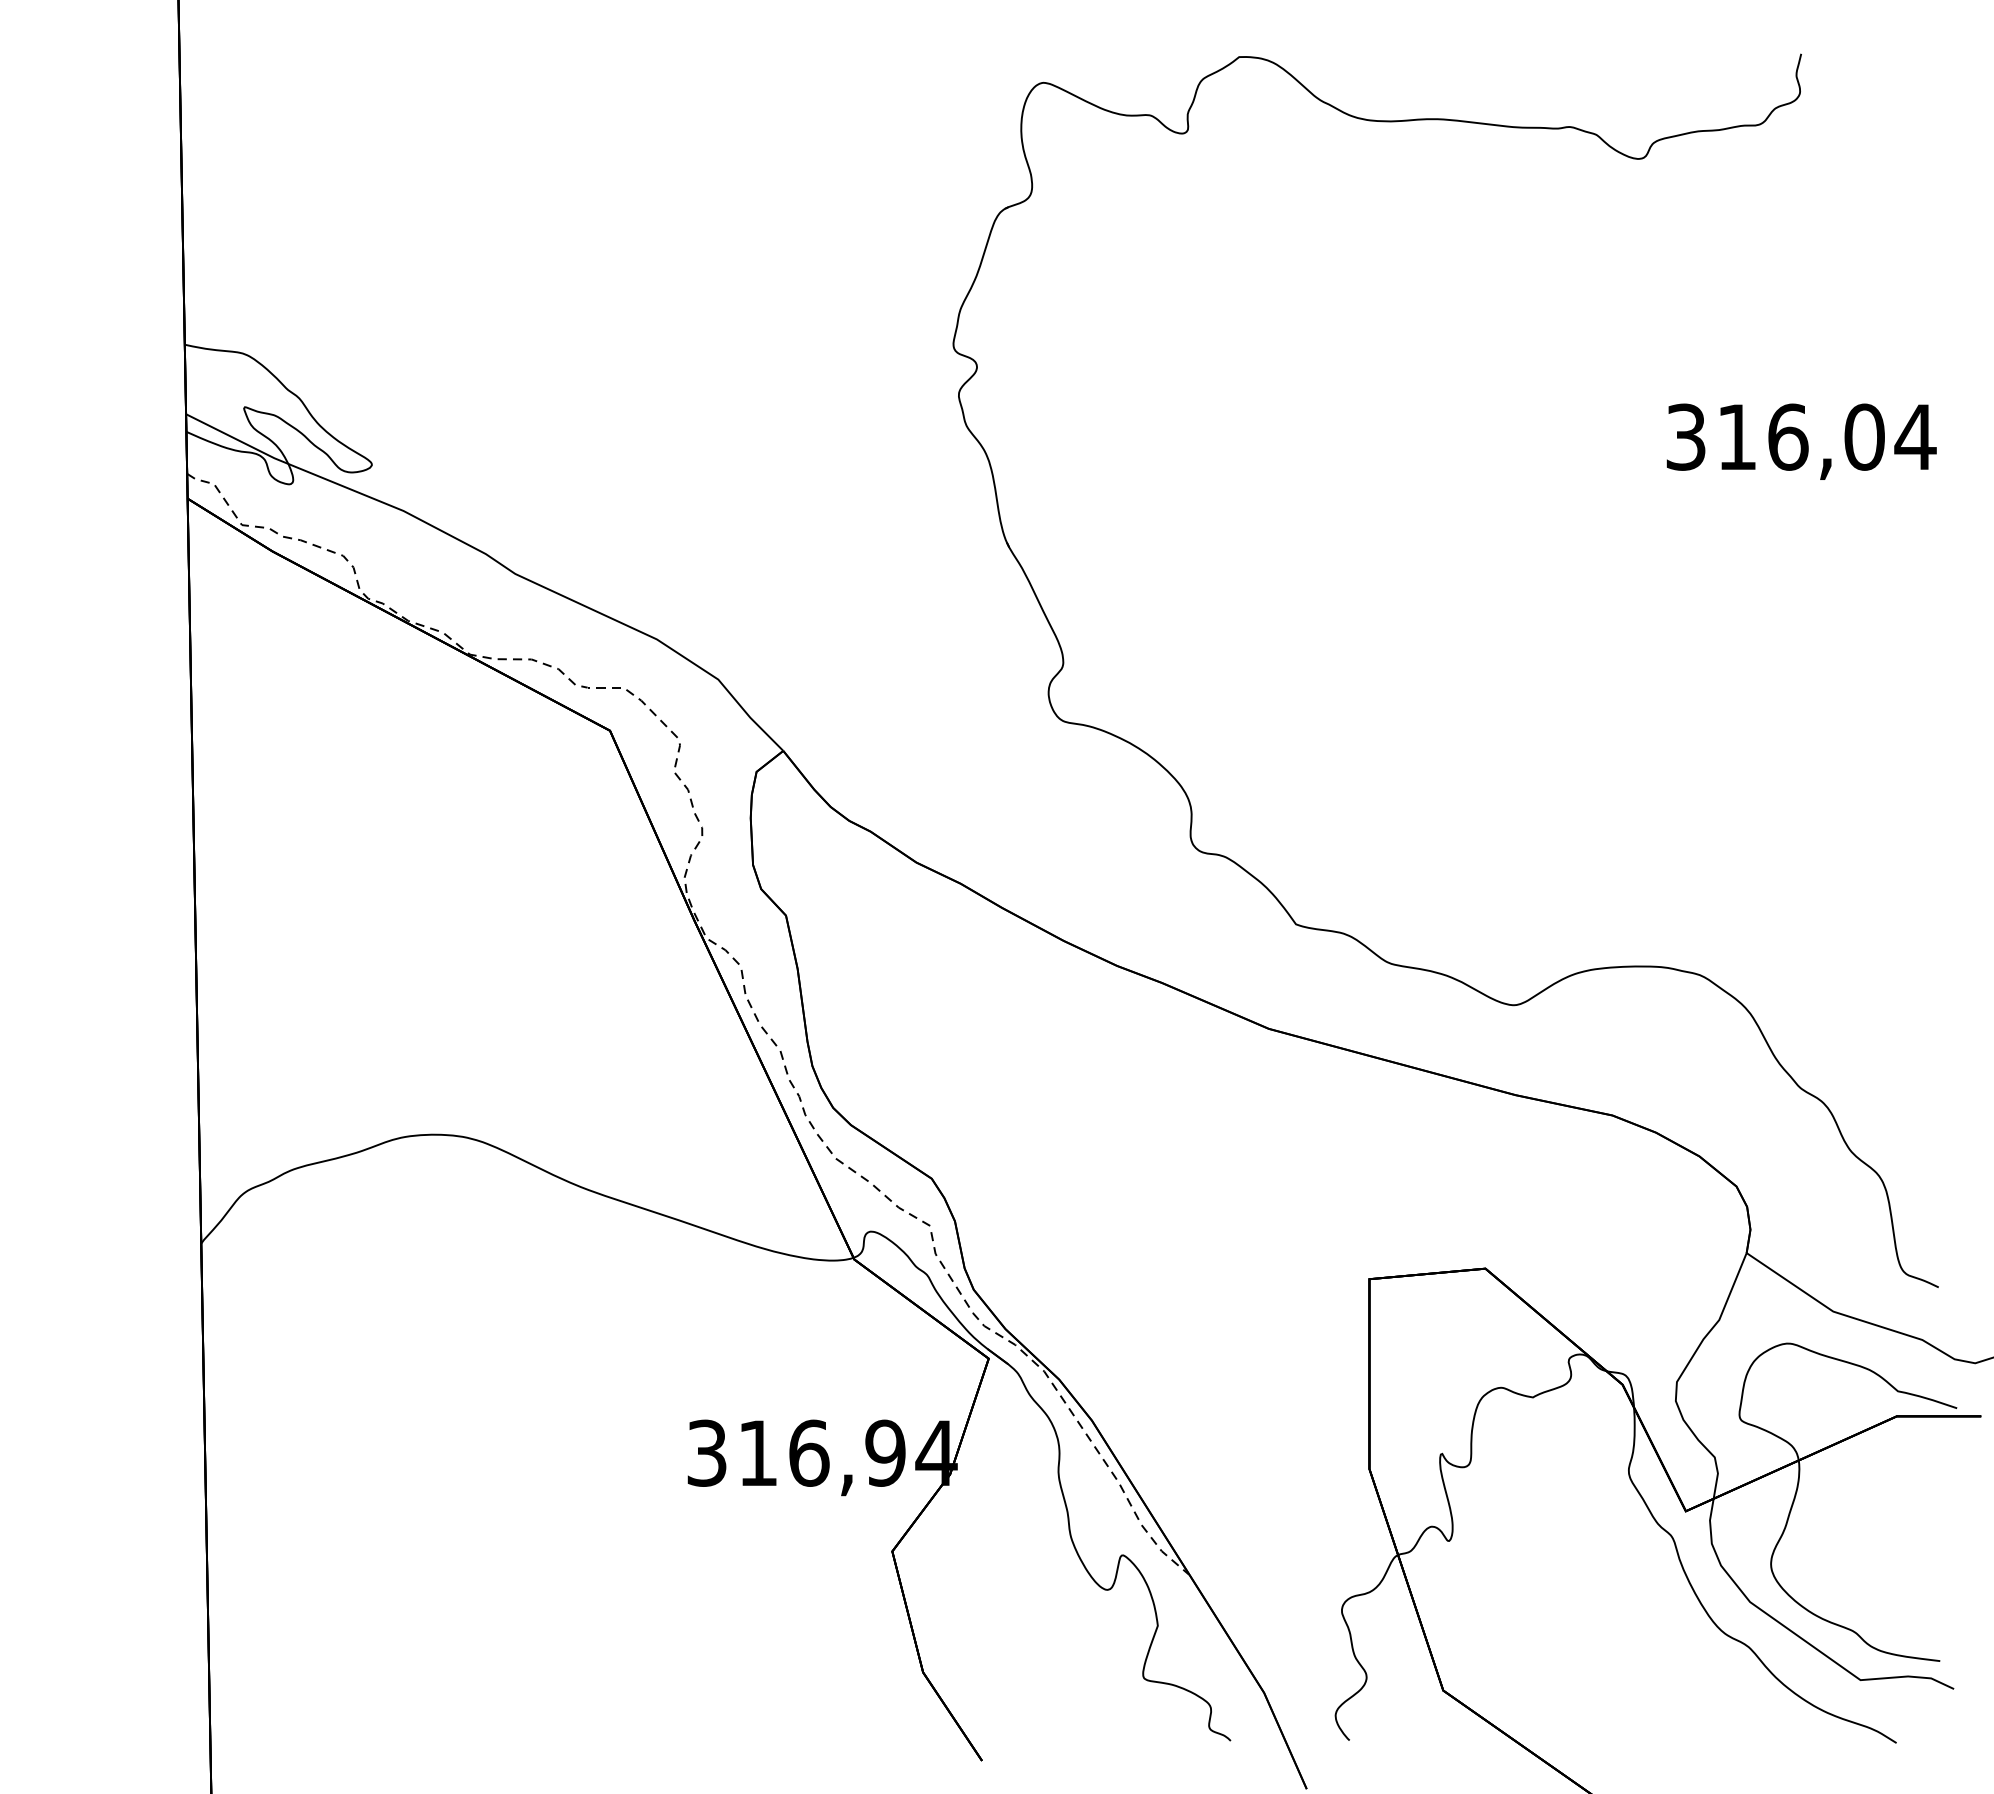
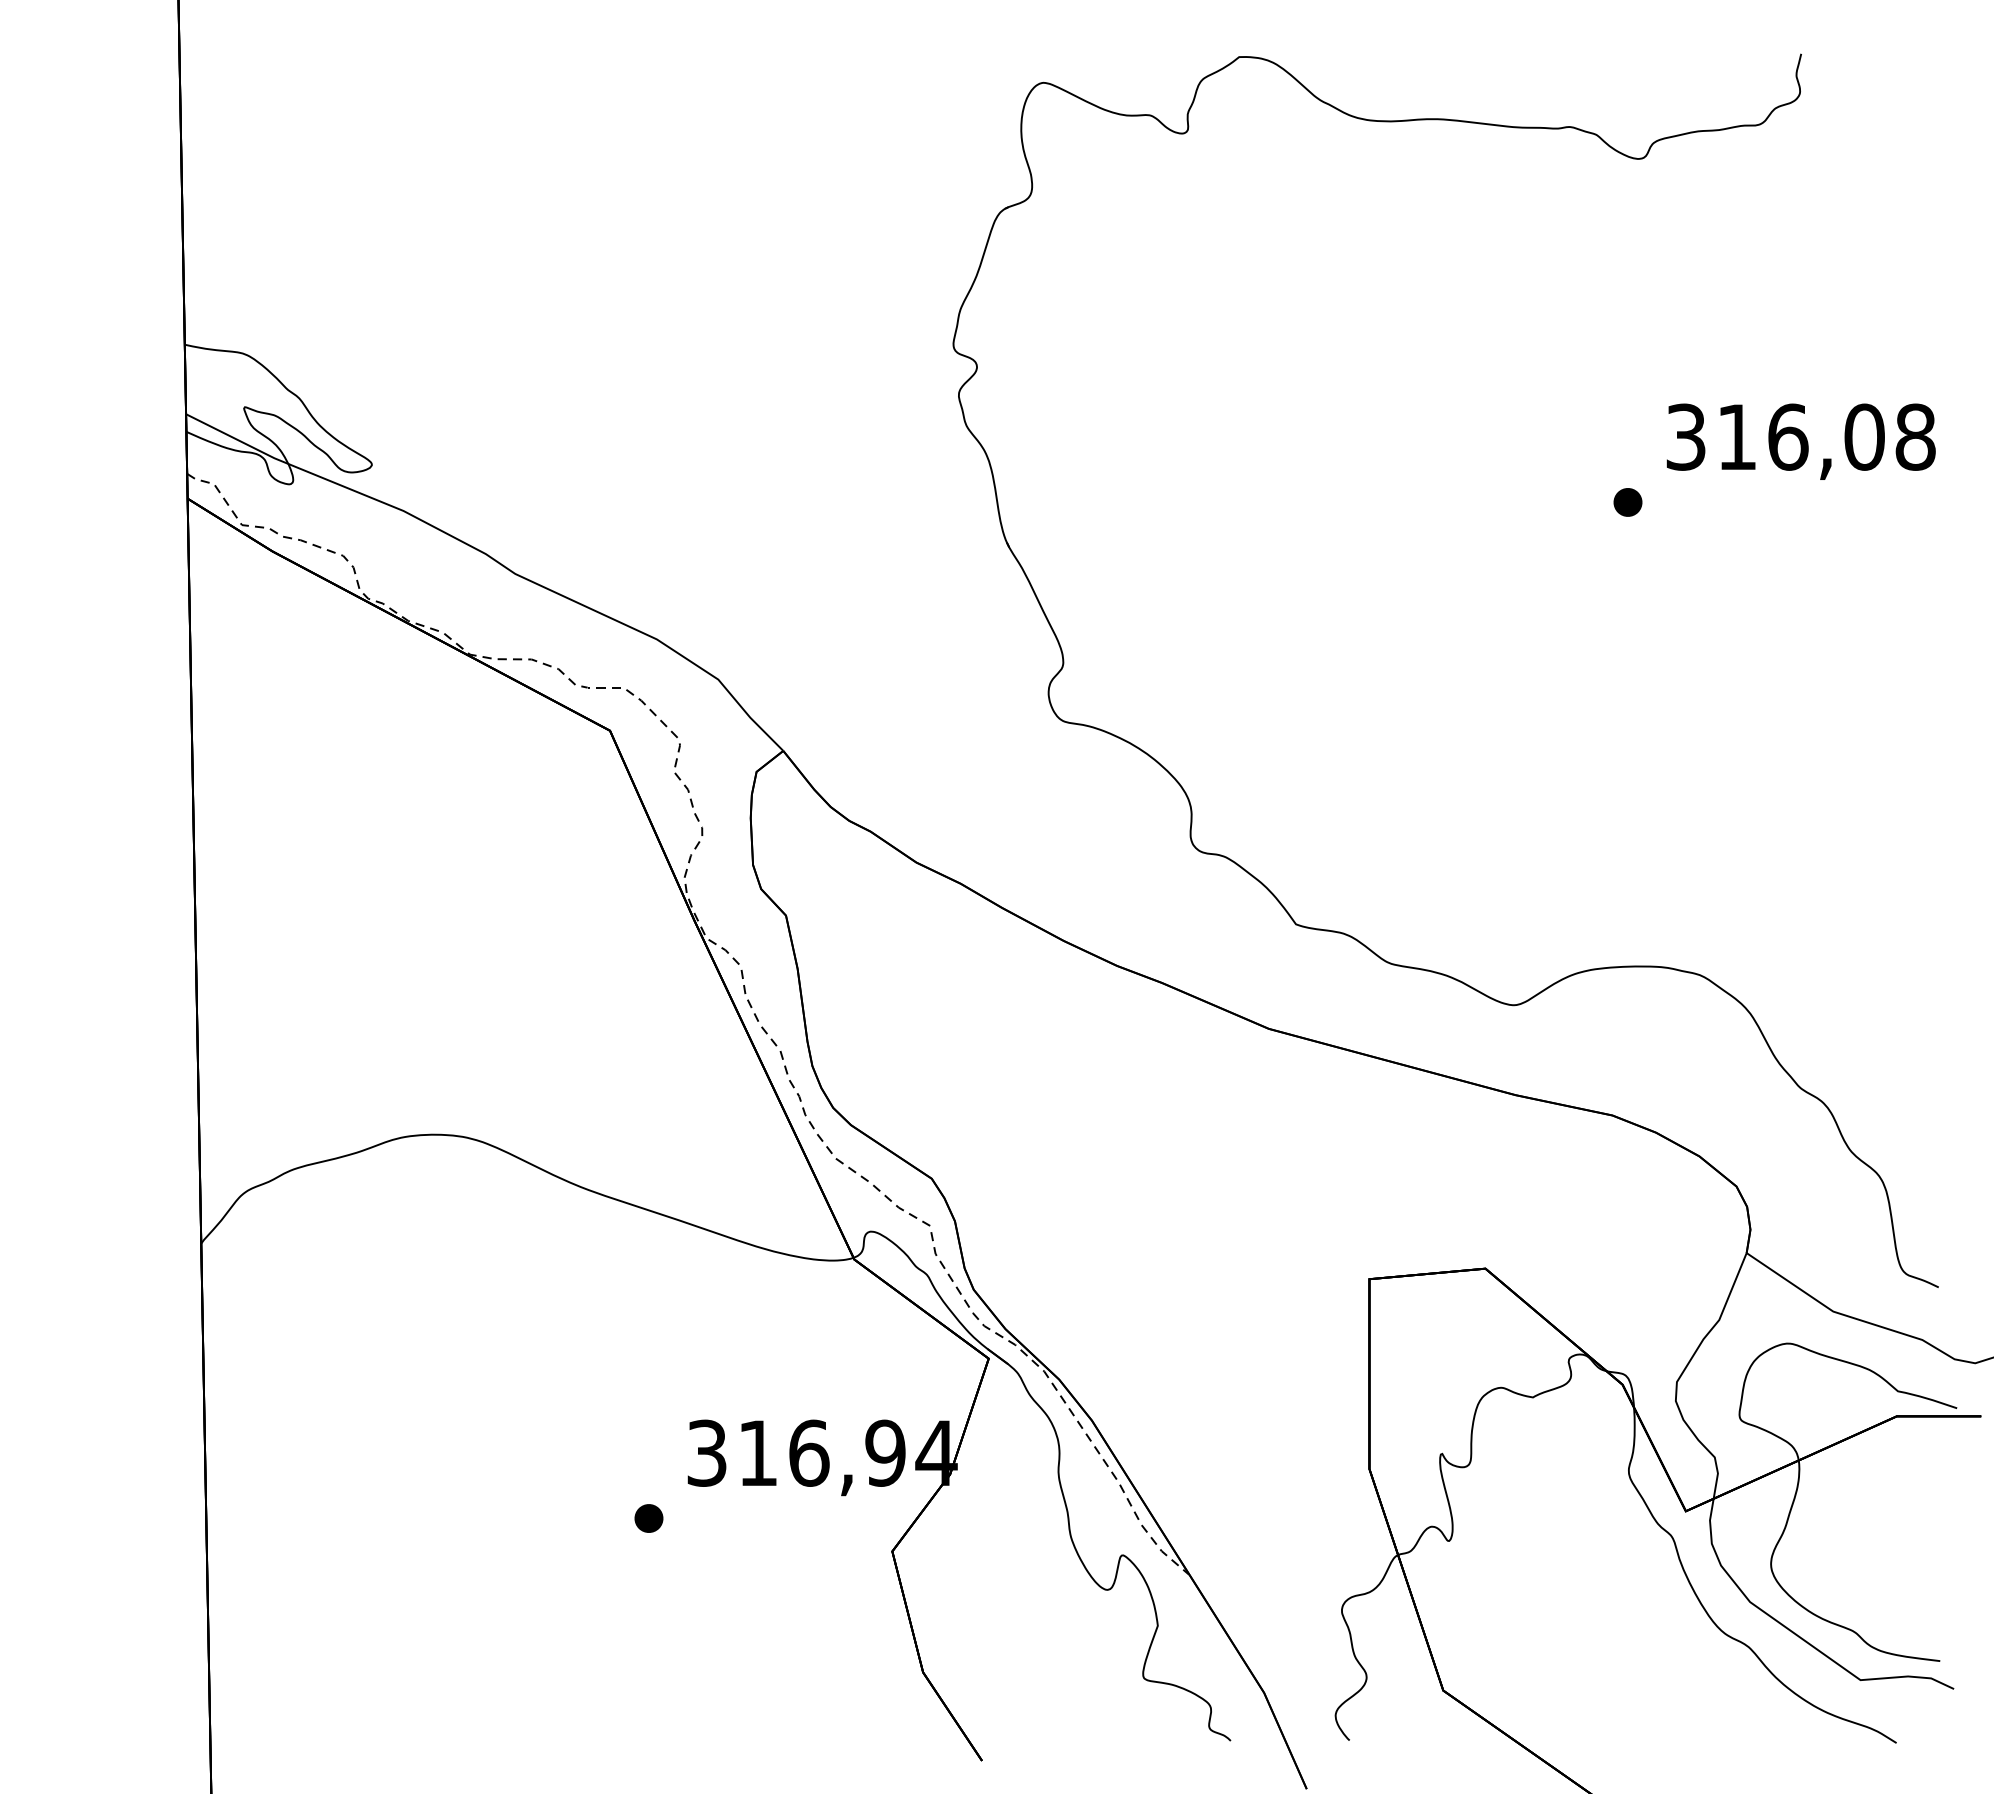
text: 316,04 -> 316,08 (1915, 436)
part: none -> present (1627, 502)
part: none -> present (648, 1518)
